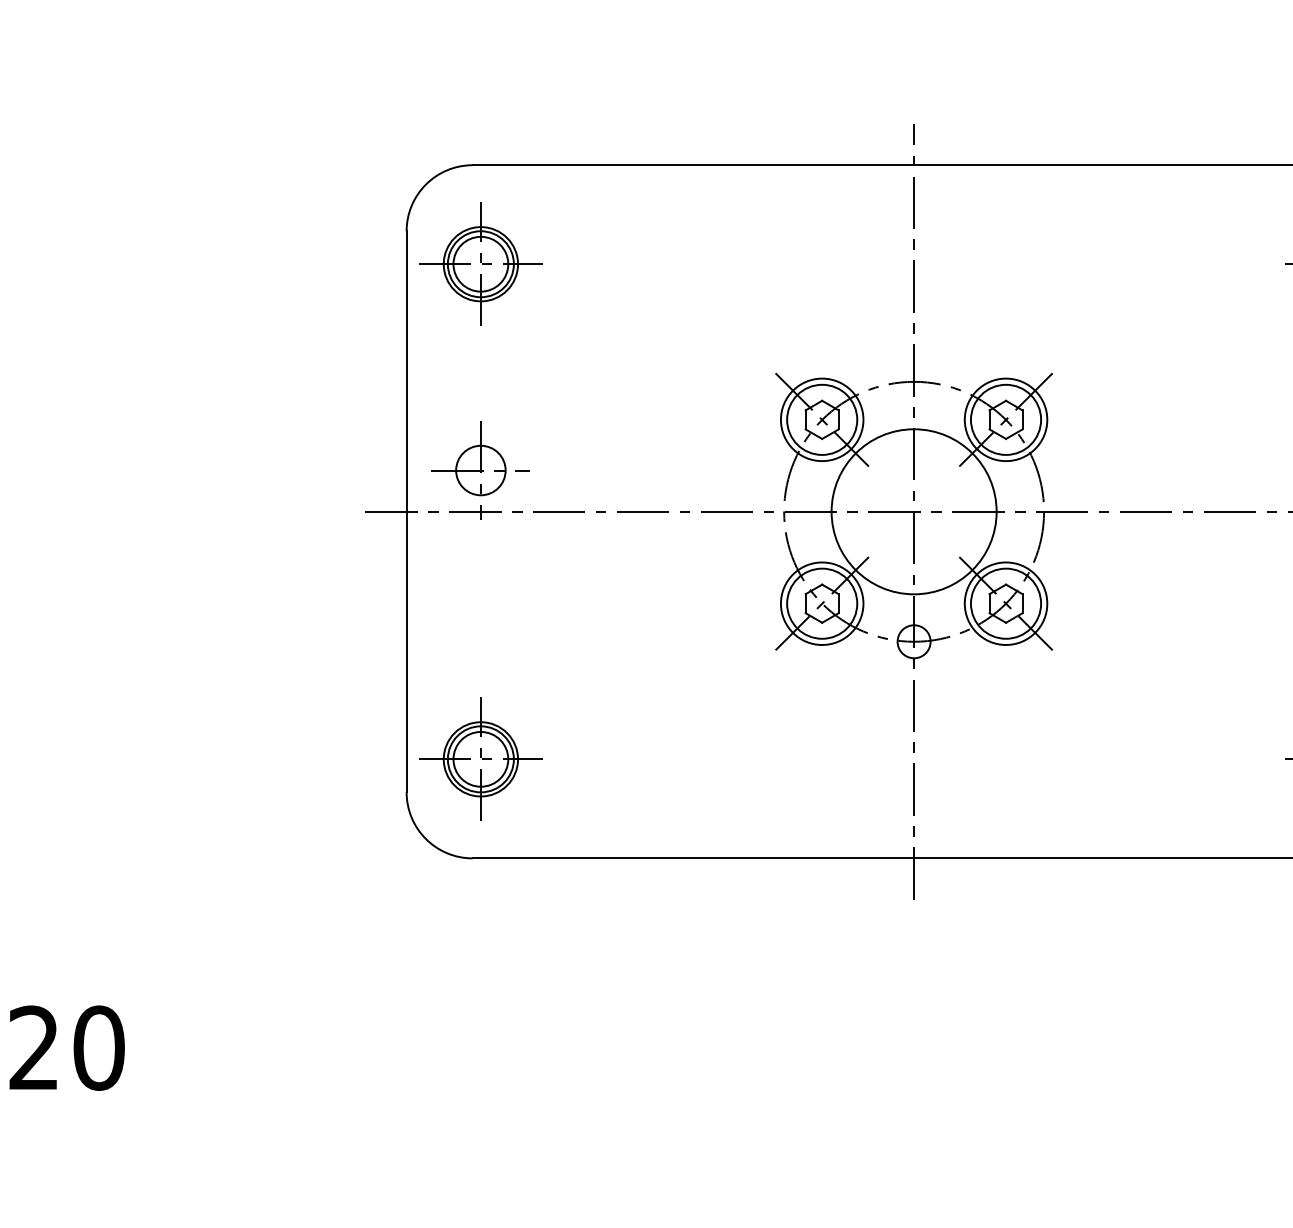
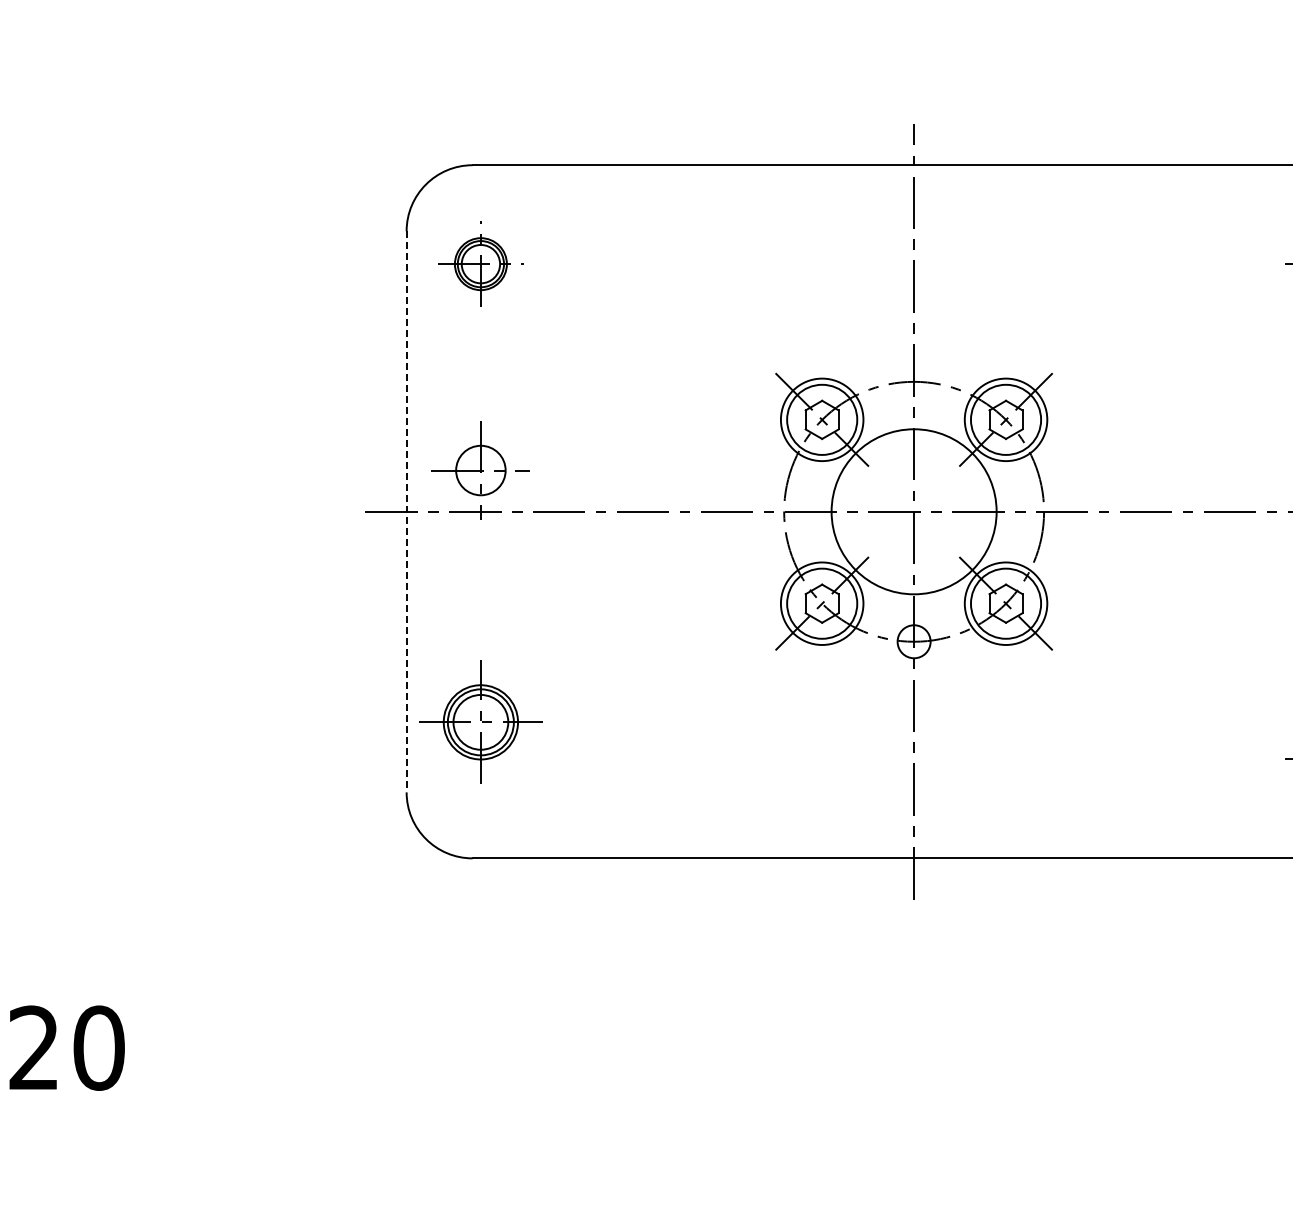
part size: 124x124 px -> 86x86 px (480, 263)
line: solid -> dashed (406, 511)
part position: (480, 758) -> (480, 721) (480, 721)
